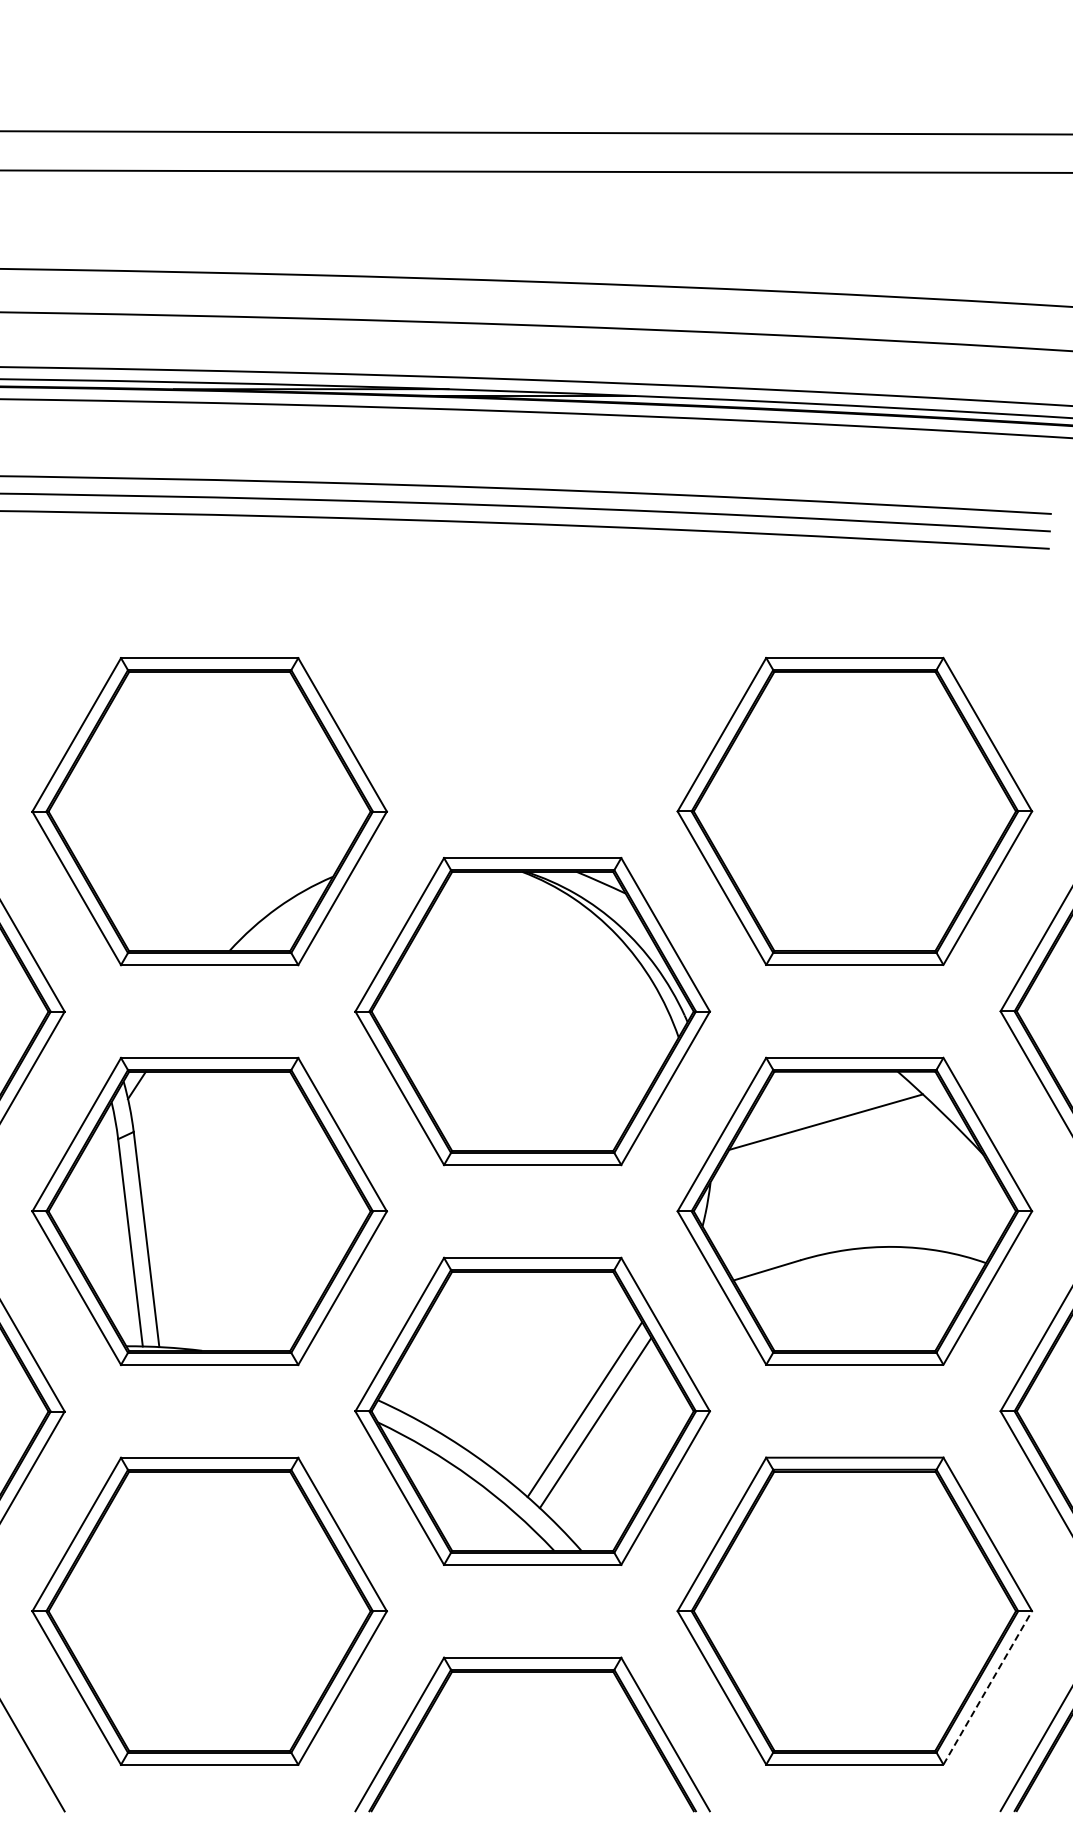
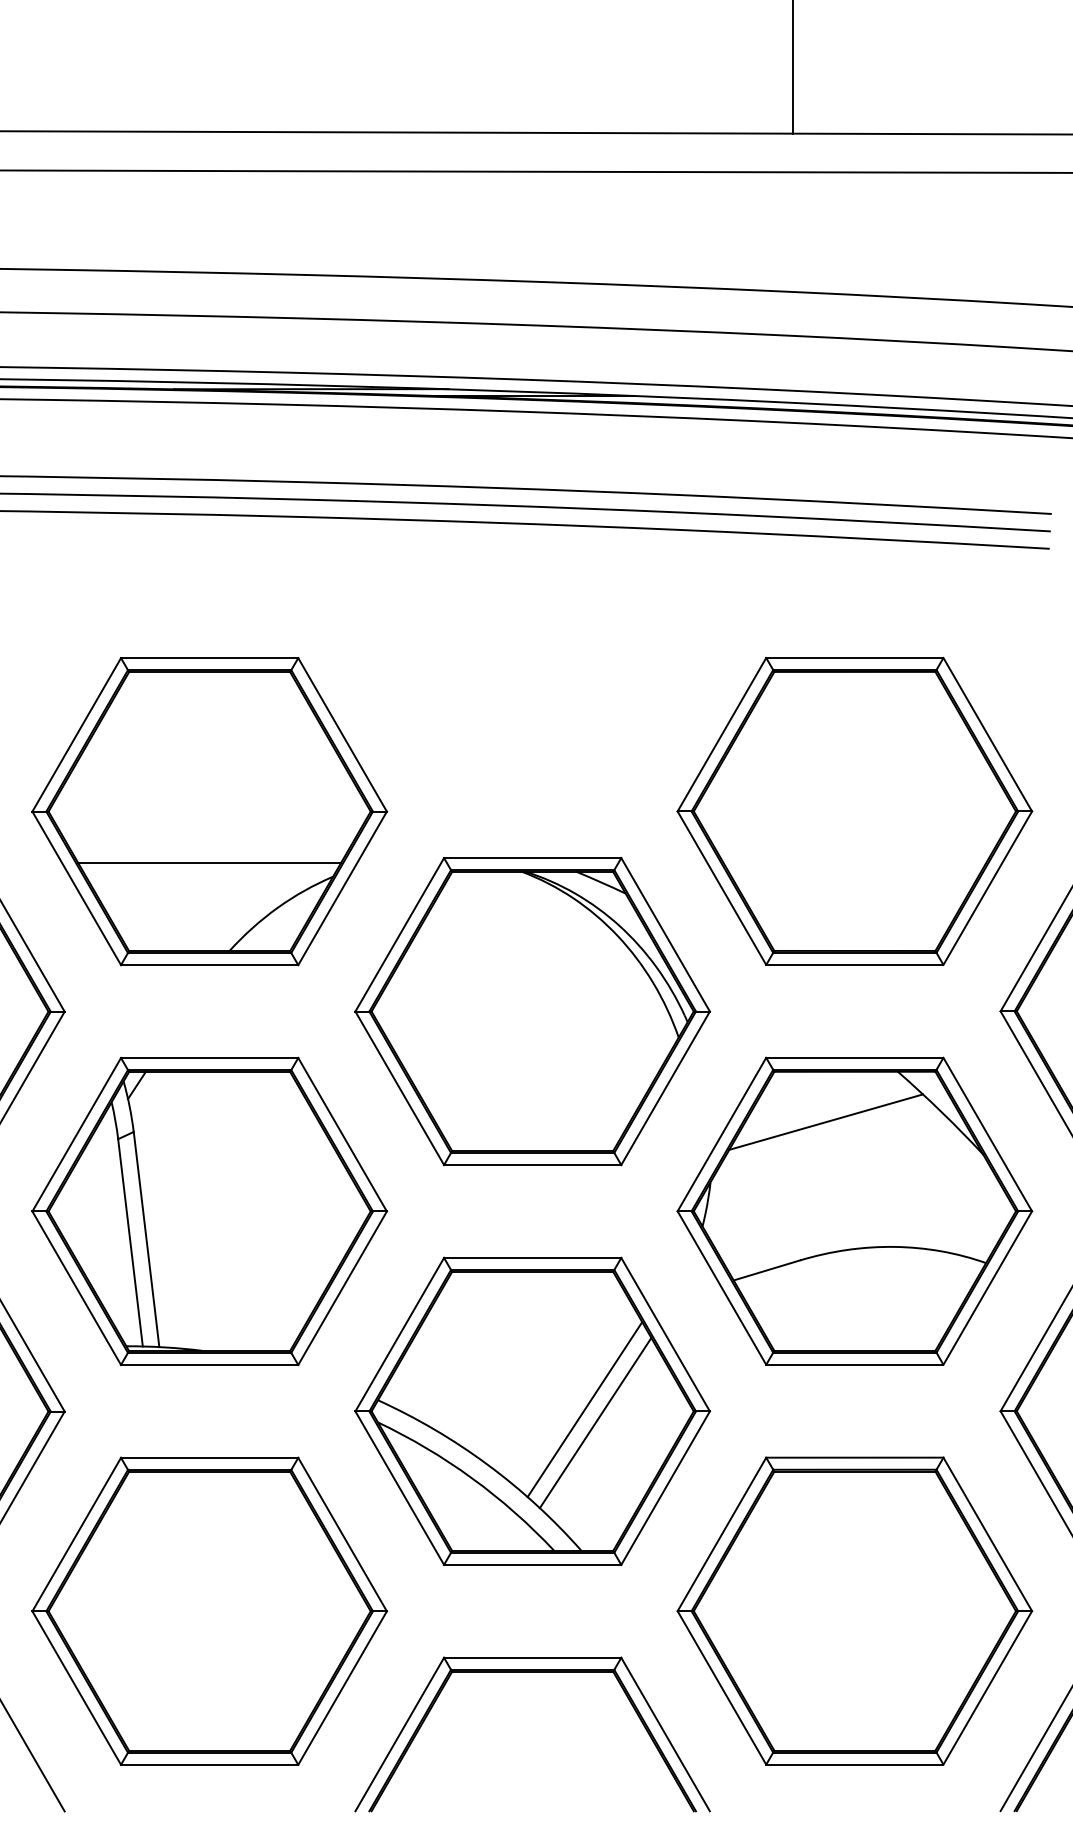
line: none -> present (792, 67)
line: none -> present (209, 862)
line: dashed -> solid (987, 1687)
